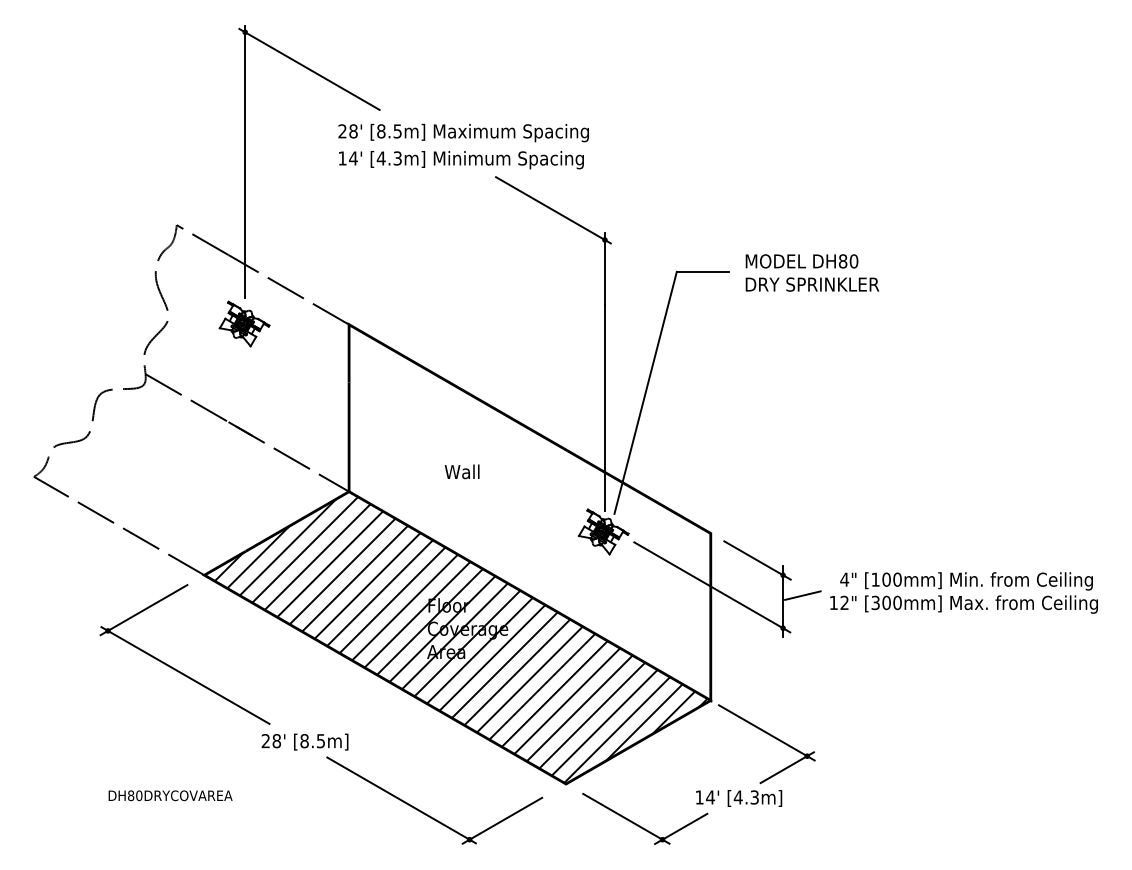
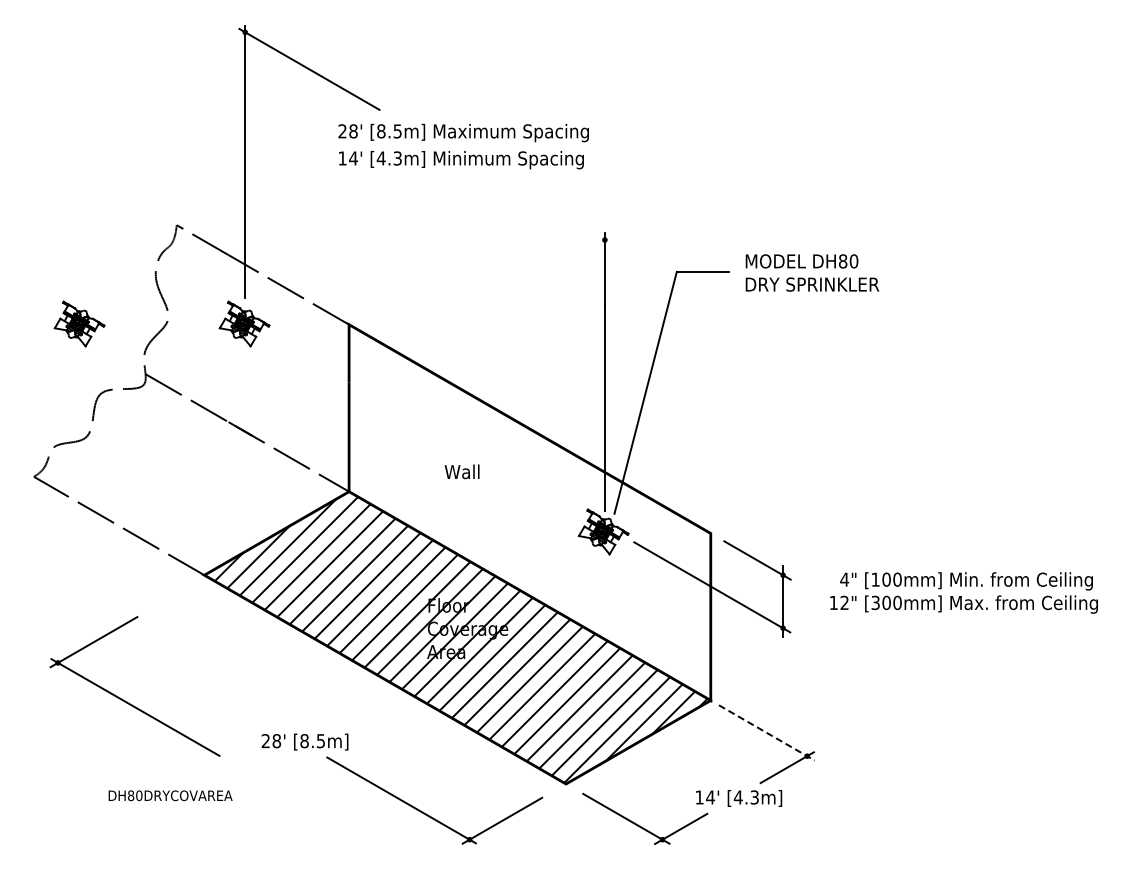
line: present -> none (553, 210)
part: none -> present (79, 323)
line: present -> none (802, 595)
part position: (177, 669) -> (127, 701) (127, 701)
line: solid -> dashed (767, 733)
